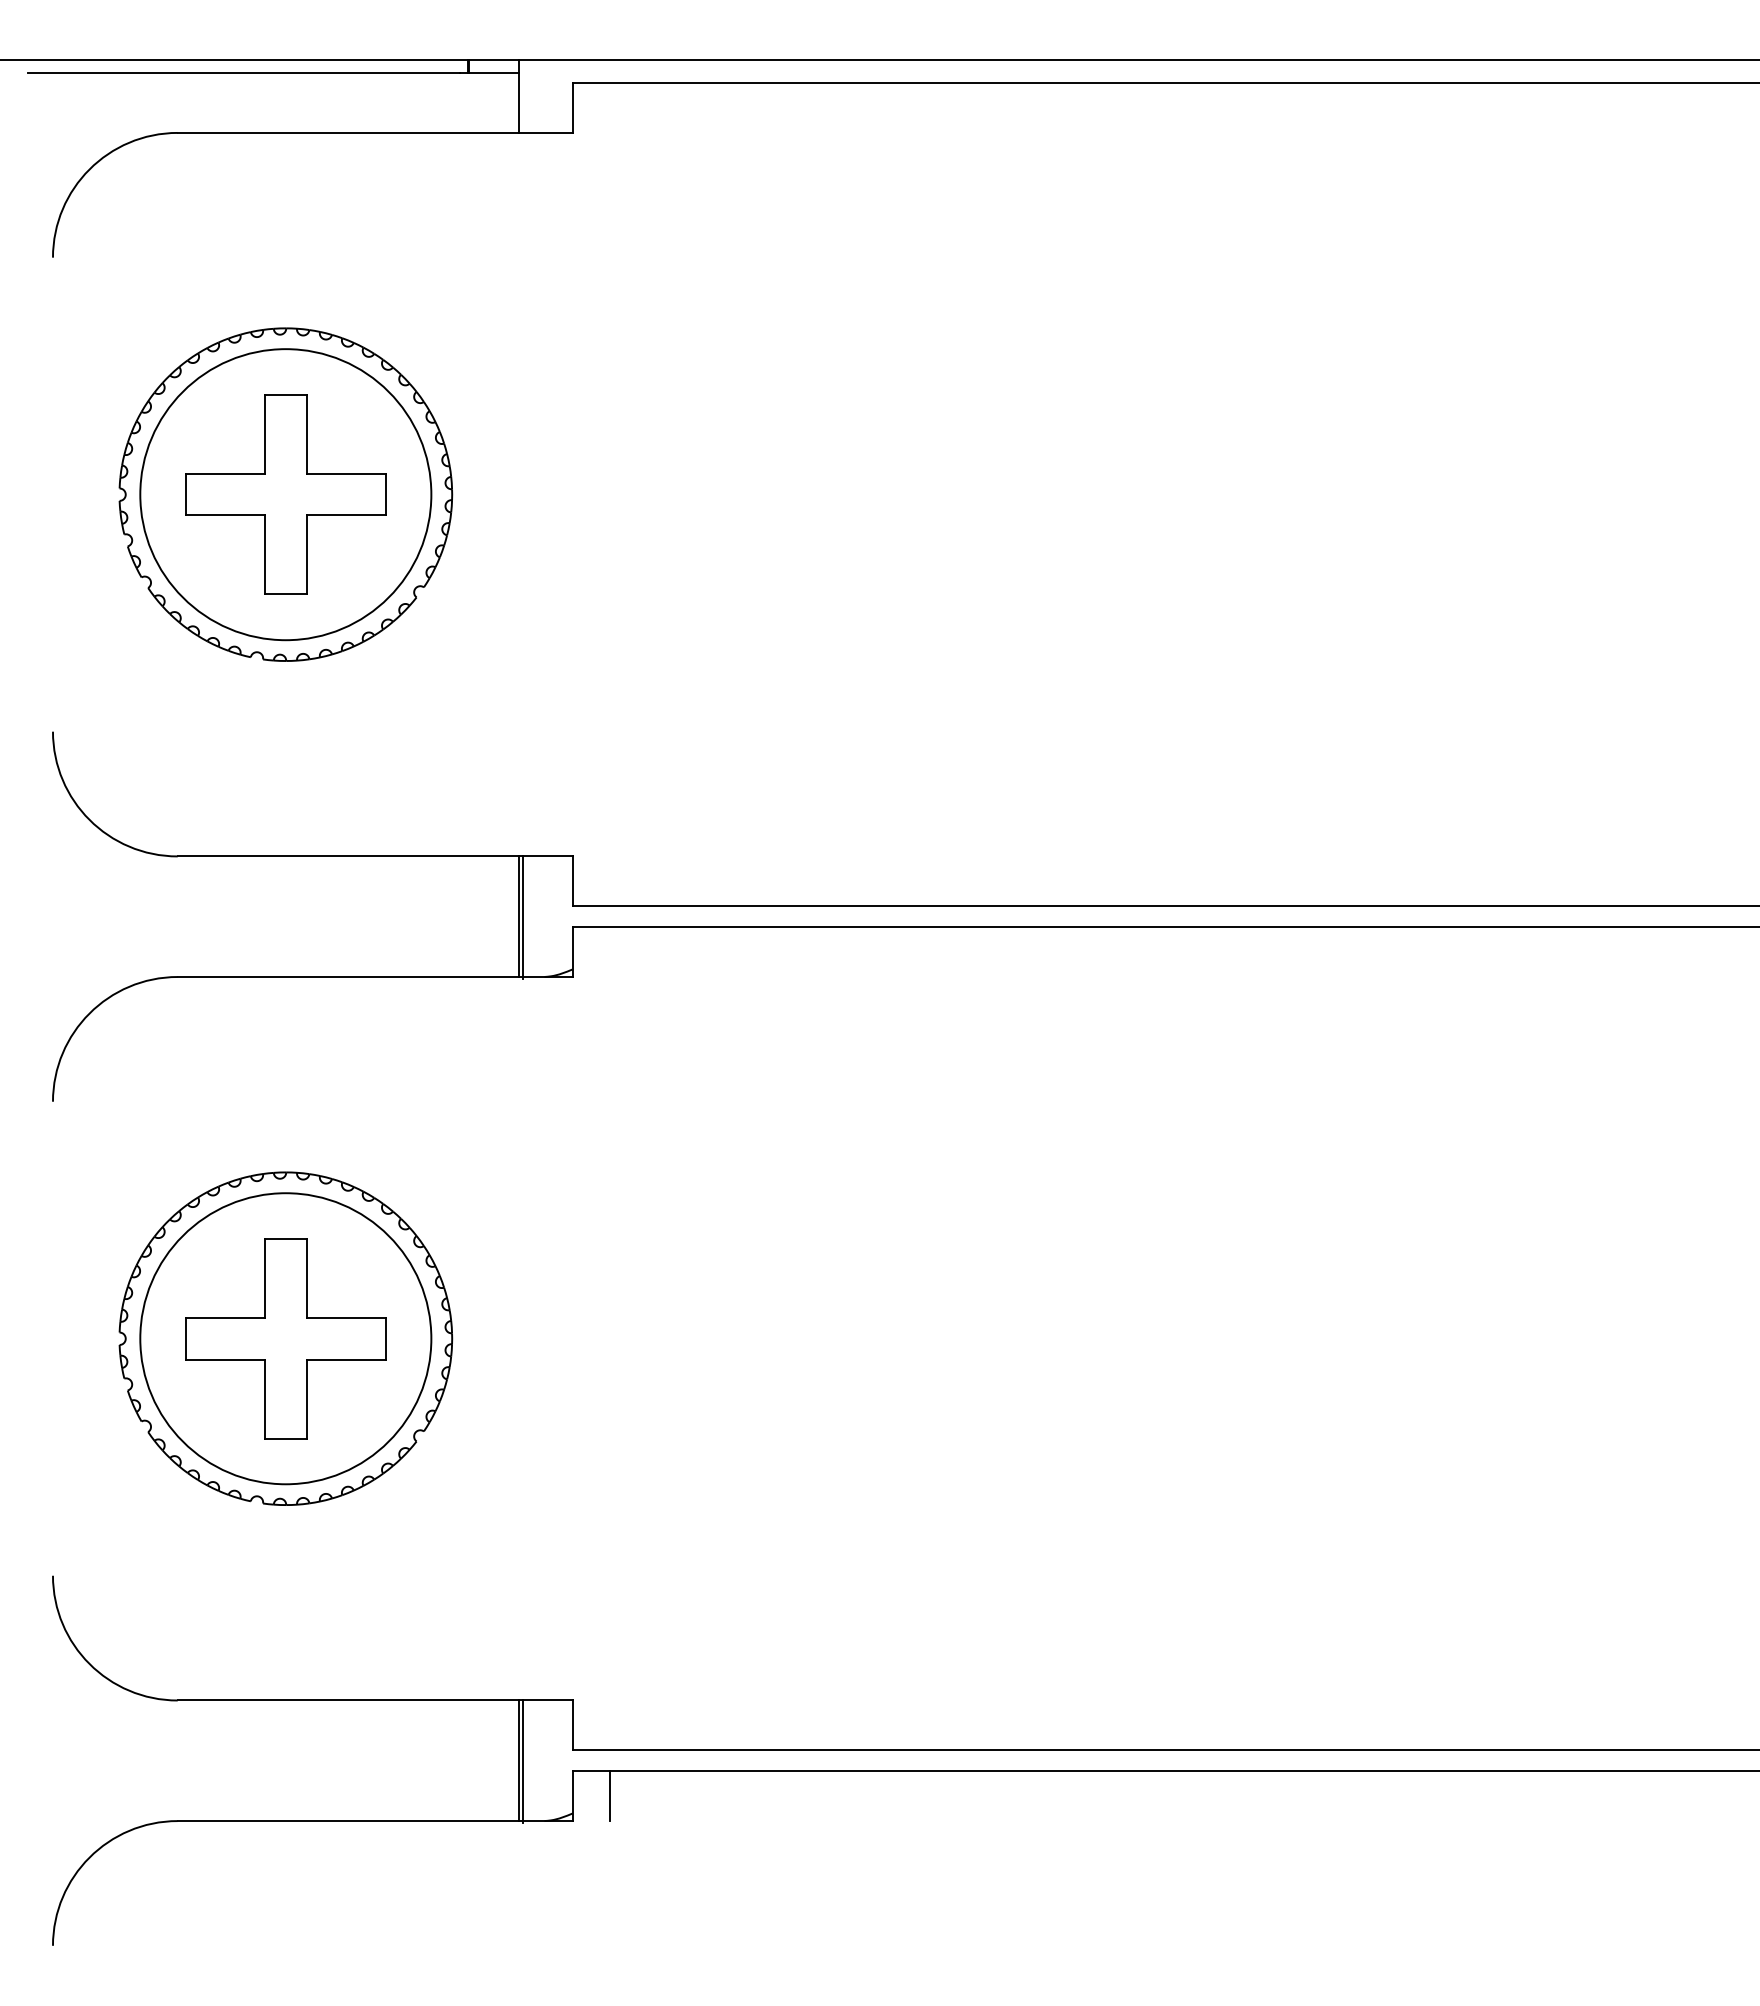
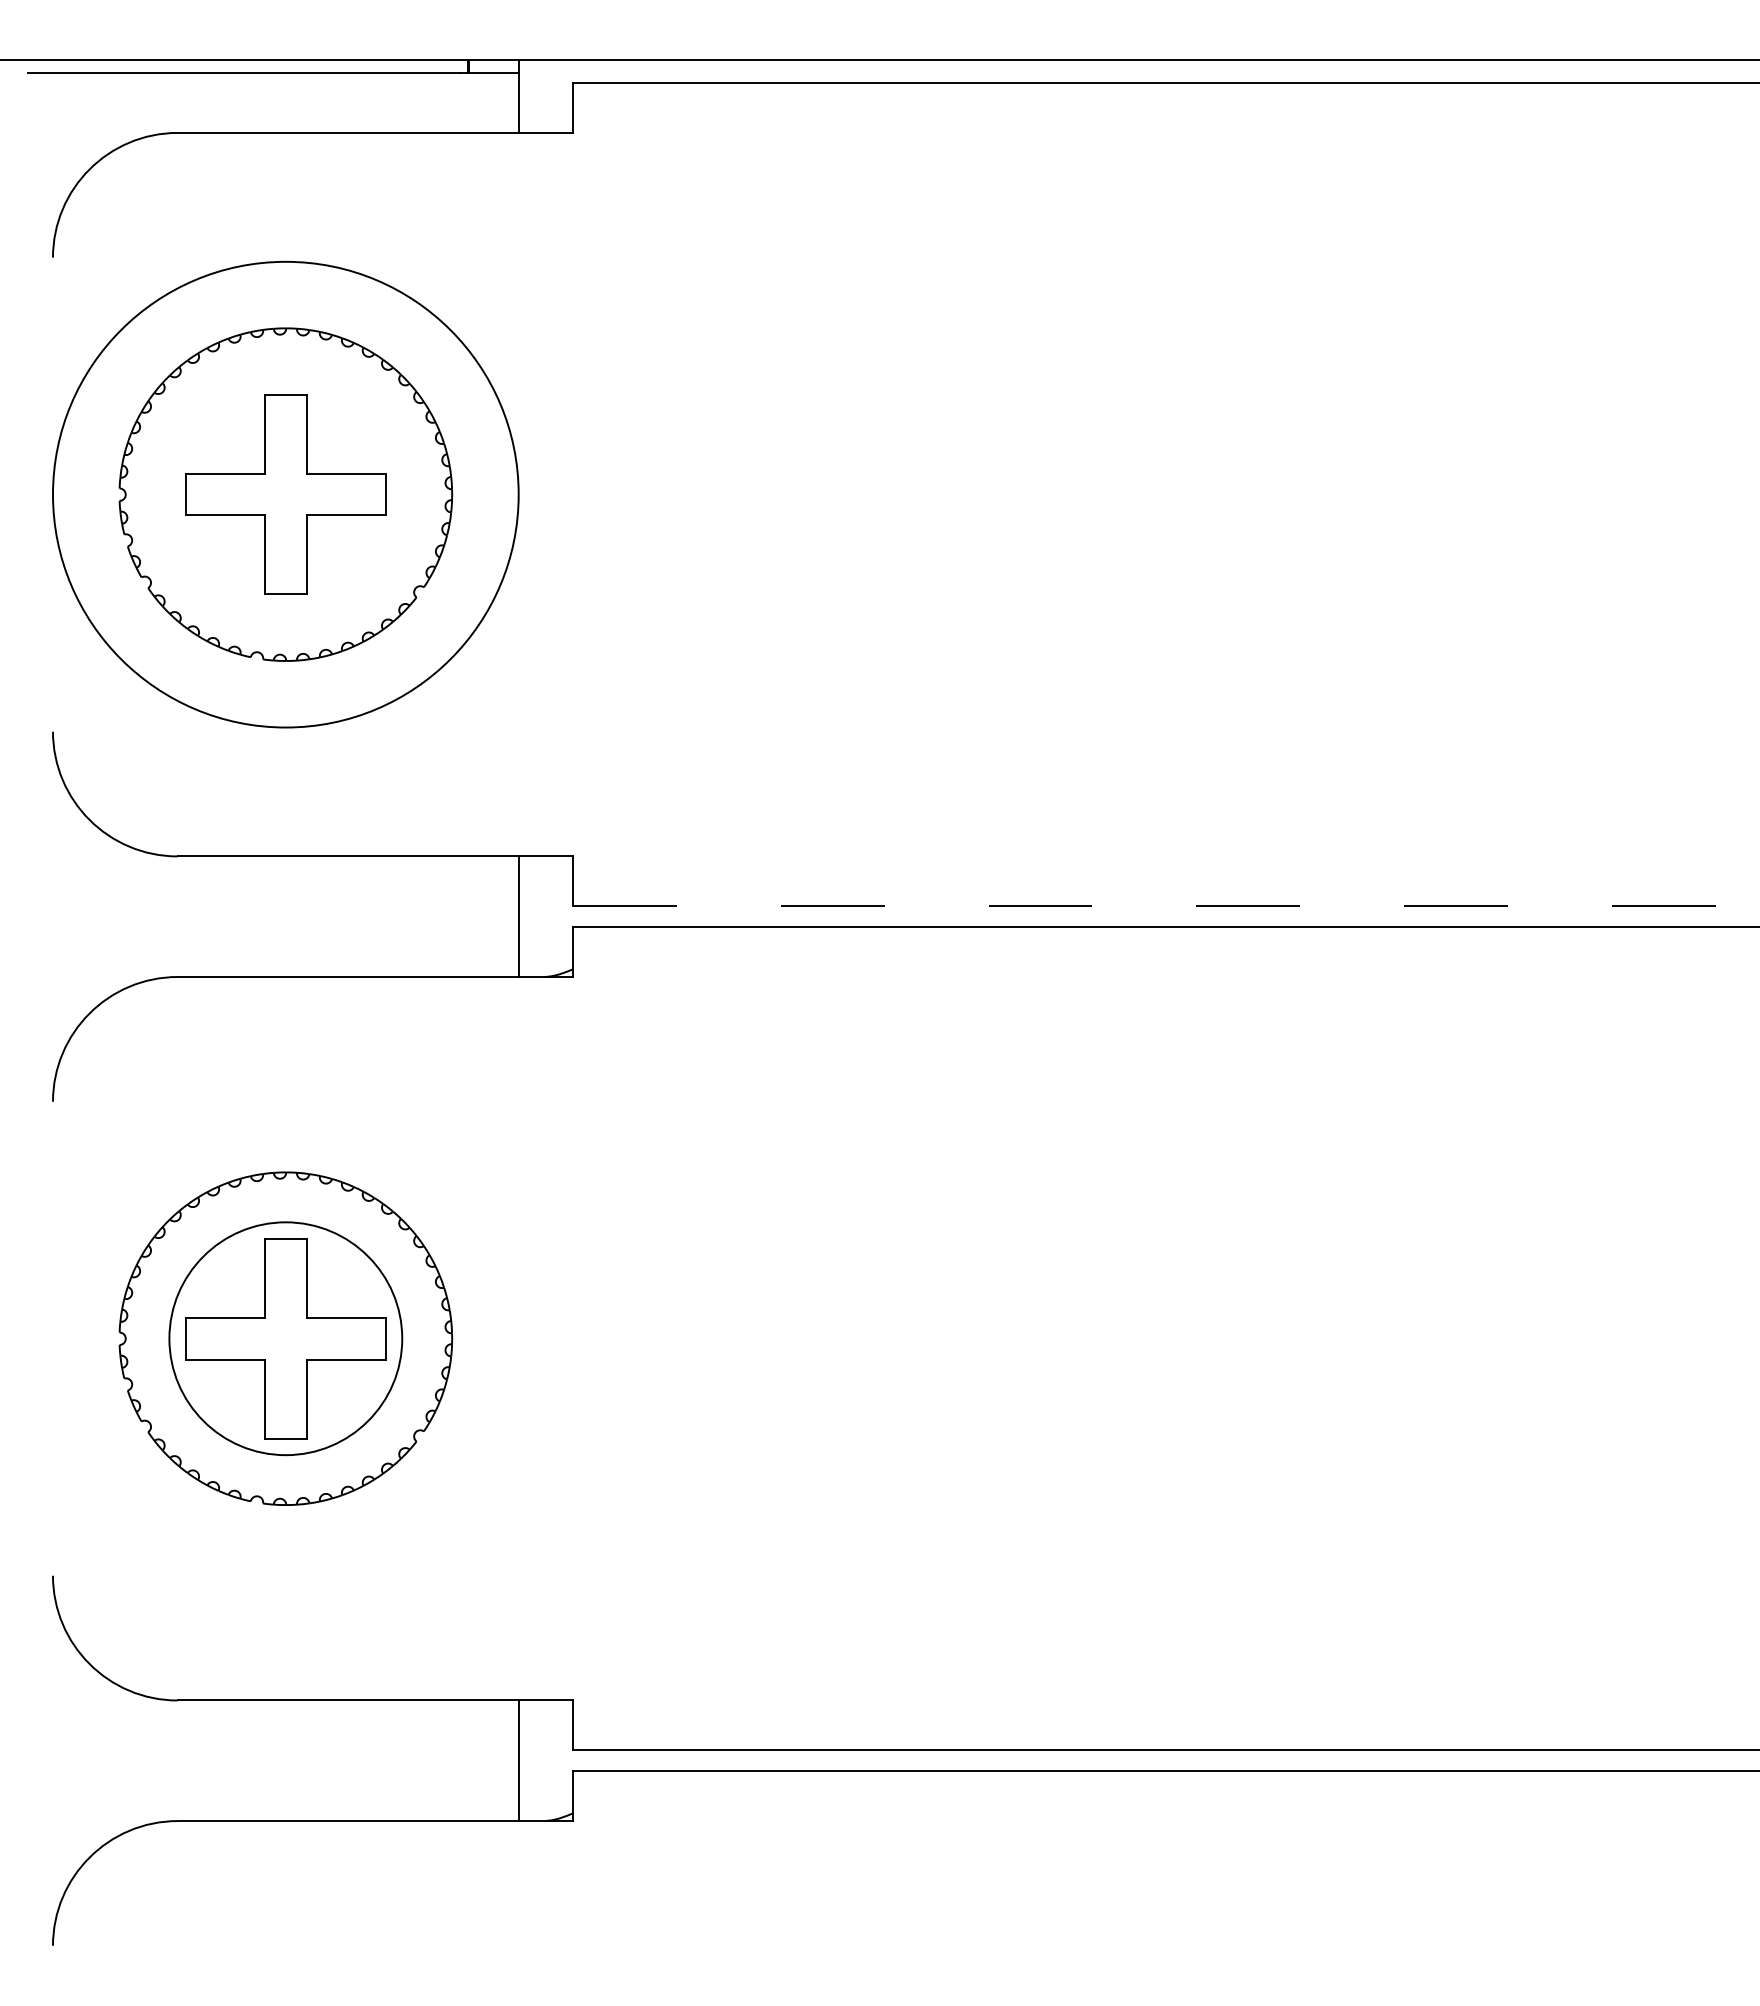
circle diameter: 291 px -> 466 px (285, 494)
line: solid -> dashed (1165, 906)
line: present -> none (522, 917)
circle diameter: 291 px -> 233 px (285, 1338)
line: present -> none (522, 1761)
line: present -> none (610, 1796)
